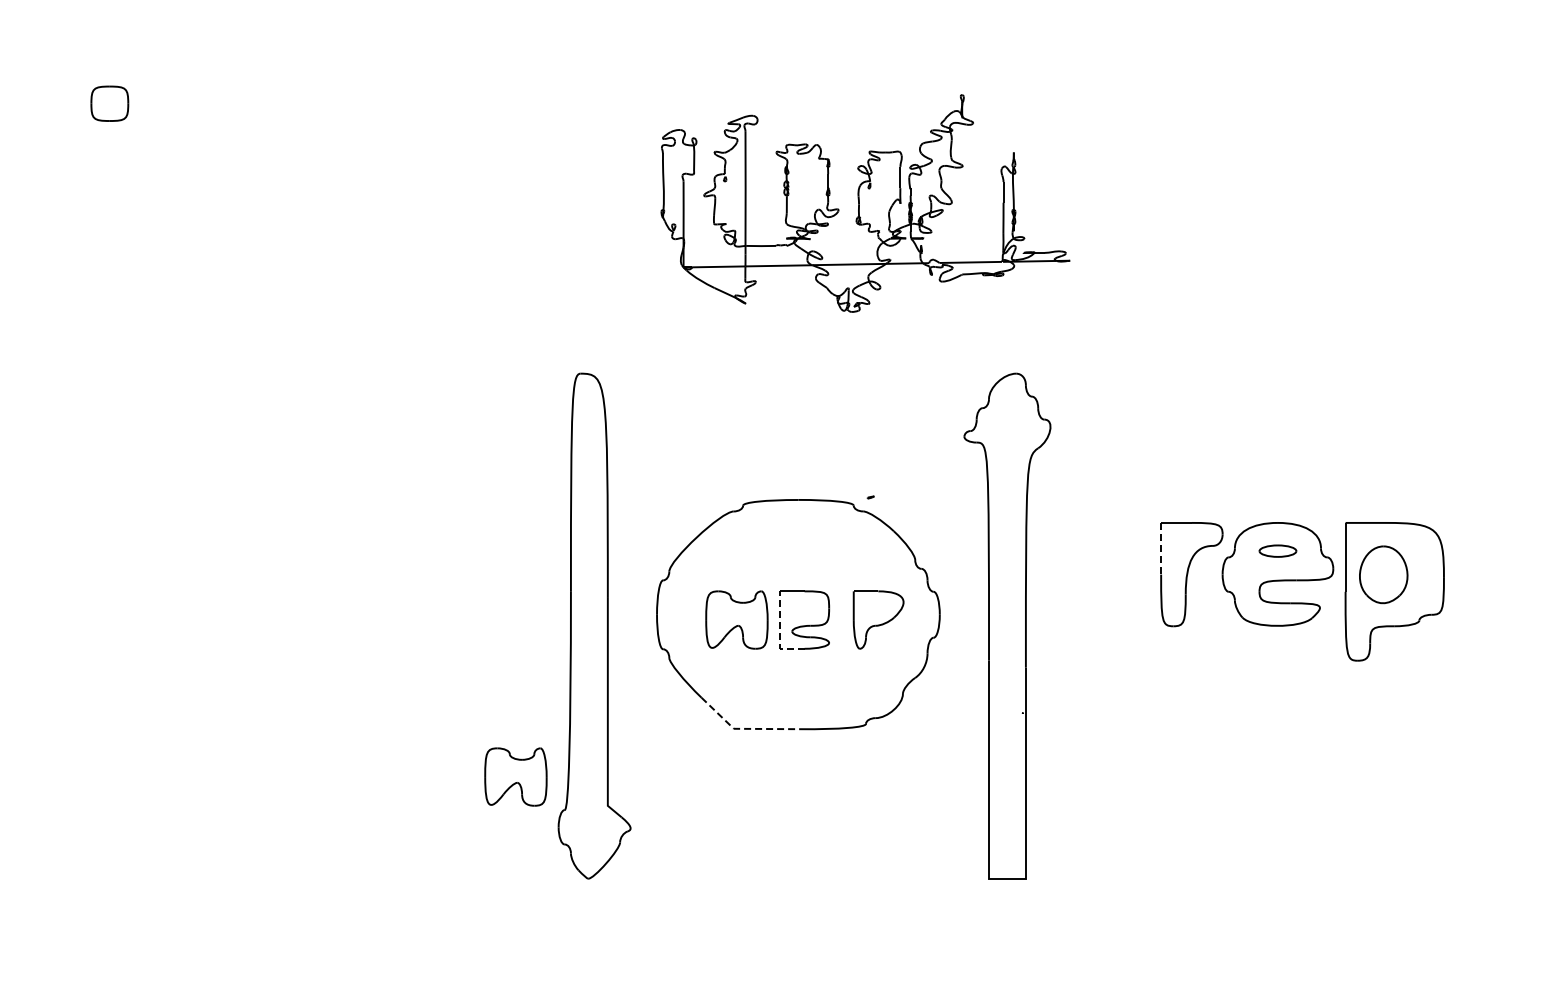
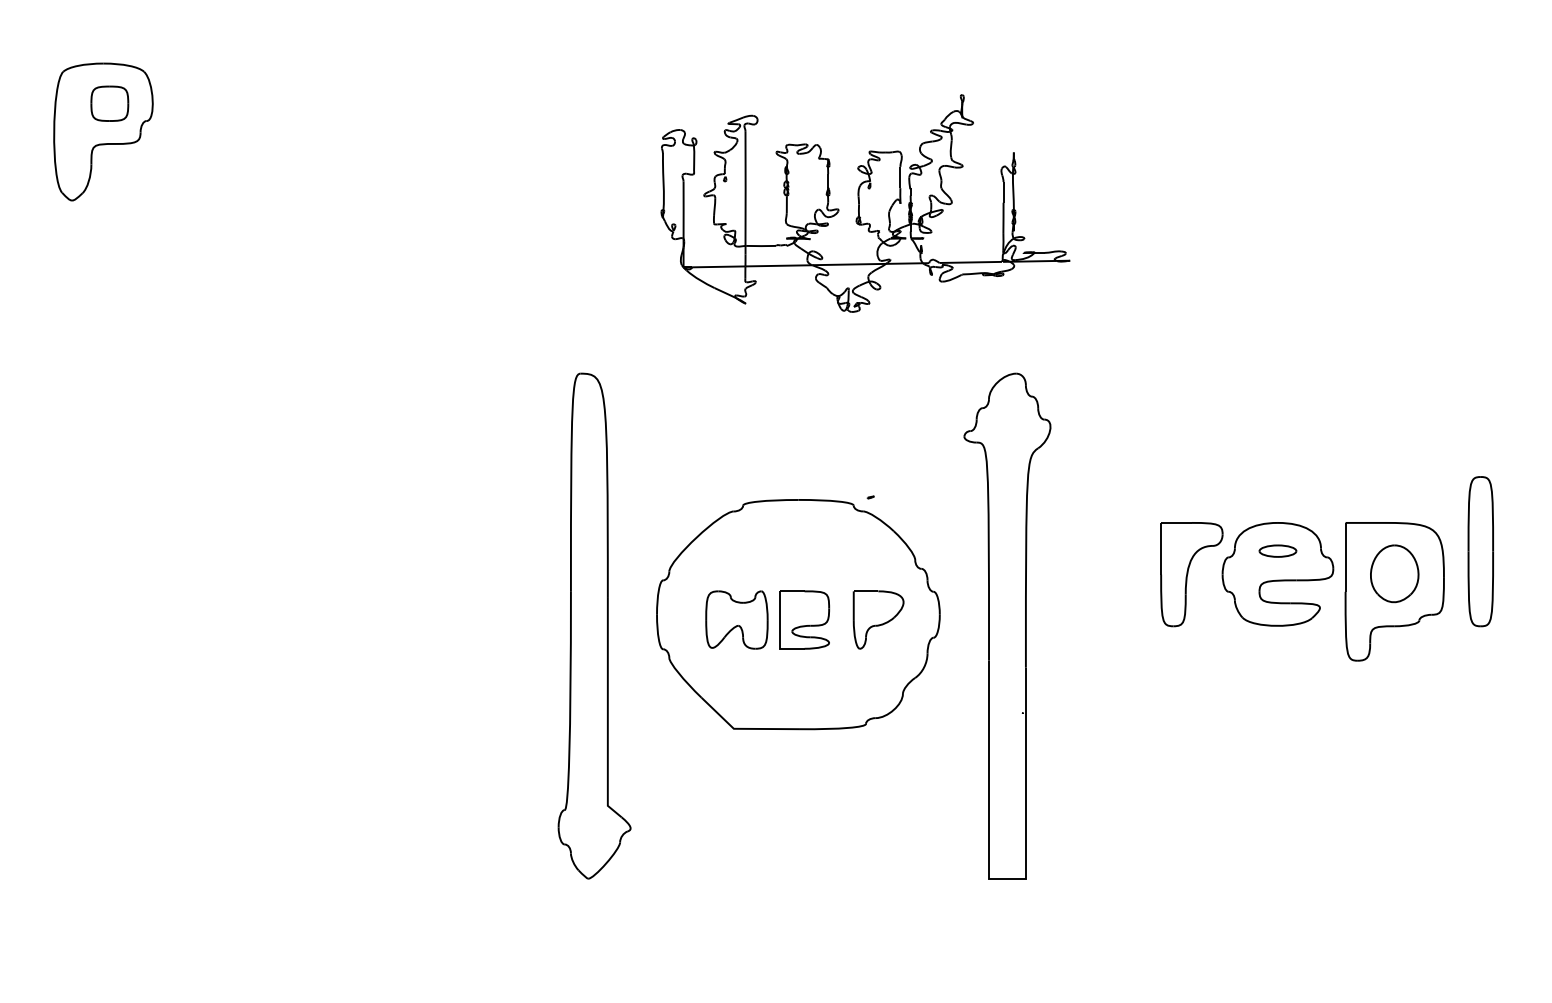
part: none -> present (103, 131)
line: dashed -> solid (1161, 548)
part: none -> present (1480, 551)
part position: (1383, 574) -> (1394, 573) (1394, 573)
line: dashed -> solid (779, 631)
line: dashed -> solid (744, 728)
part: present -> none (515, 776)
